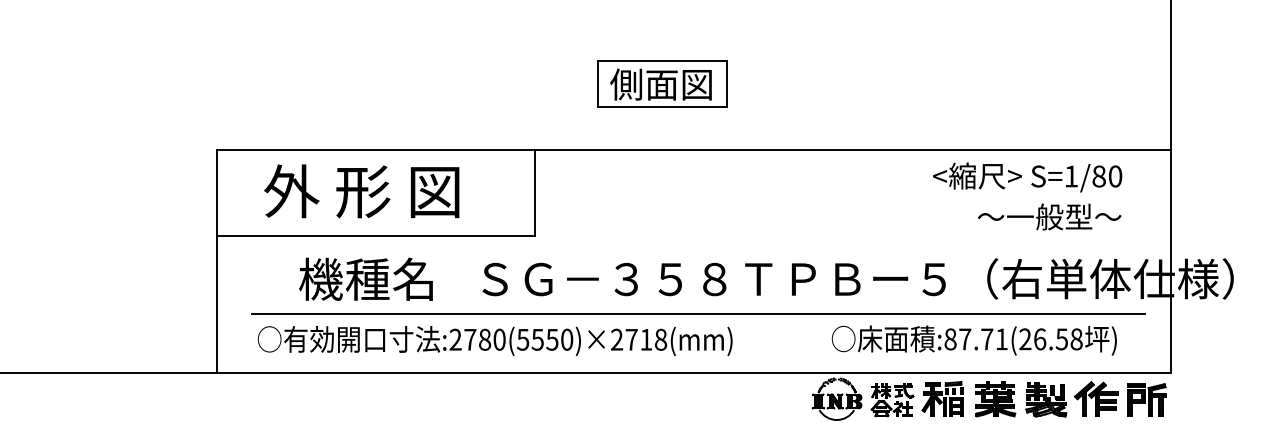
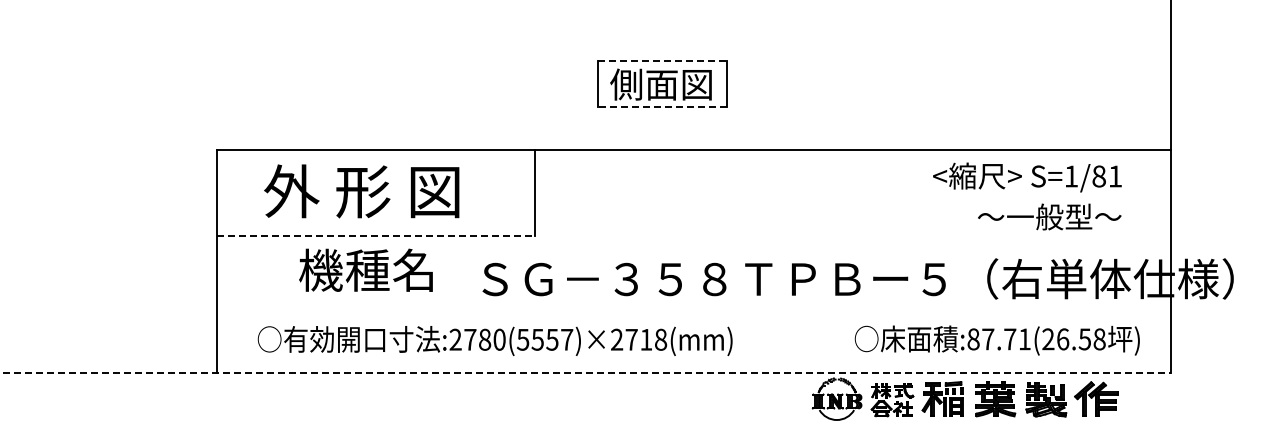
line: solid -> dashed (662, 60)
line: solid -> dashed (662, 107)
text: S=1/80 -> S=1/81 (1115, 176)
line: solid -> dashed (376, 235)
text position: (365, 278) -> (365, 269) (365, 269)
line: present -> none (698, 313)
text: :2780(5550)×2718(mm) -> :2780(5557)×2718(mm) (567, 339)
text position: (973, 340) -> (996, 340) (996, 340)
line: solid -> dashed (586, 373)
part: present -> none (1146, 399)
